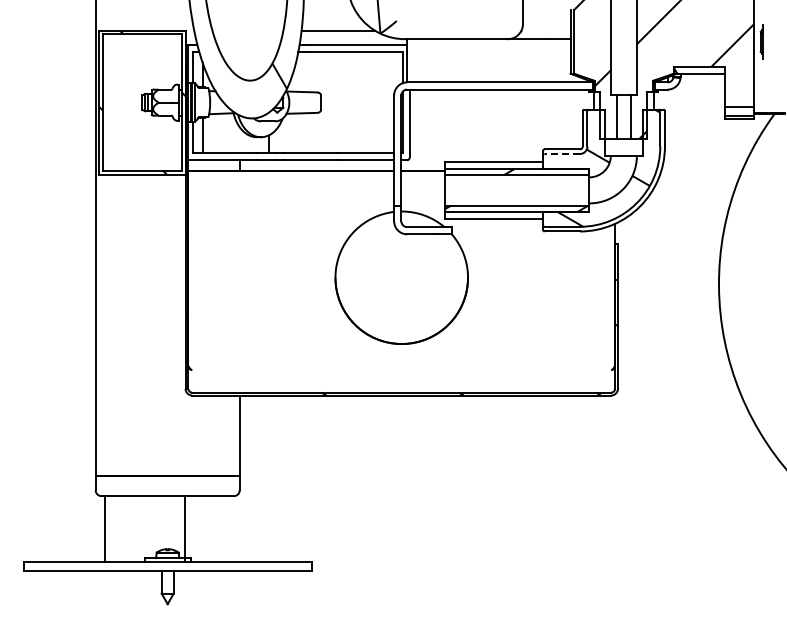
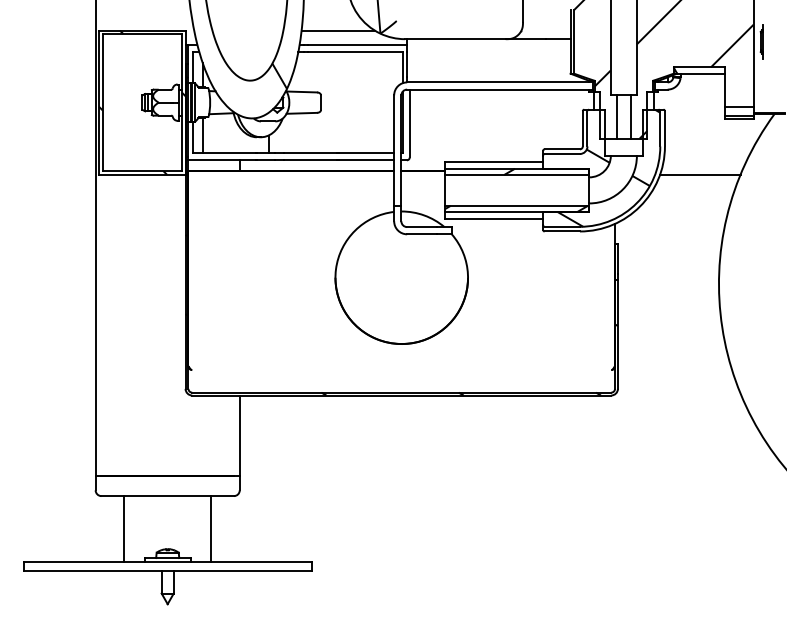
line: dashed -> solid (562, 154)
line: none -> present (700, 174)
line position: (105, 529) -> (124, 529) (124, 529)
line position: (184, 529) -> (210, 529) (210, 529)
